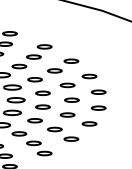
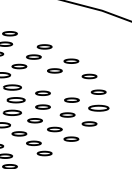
part: present -> none (34, 79)
part: present -> none (67, 85)
part size: 17x6 px -> 22x8 px (98, 107)
